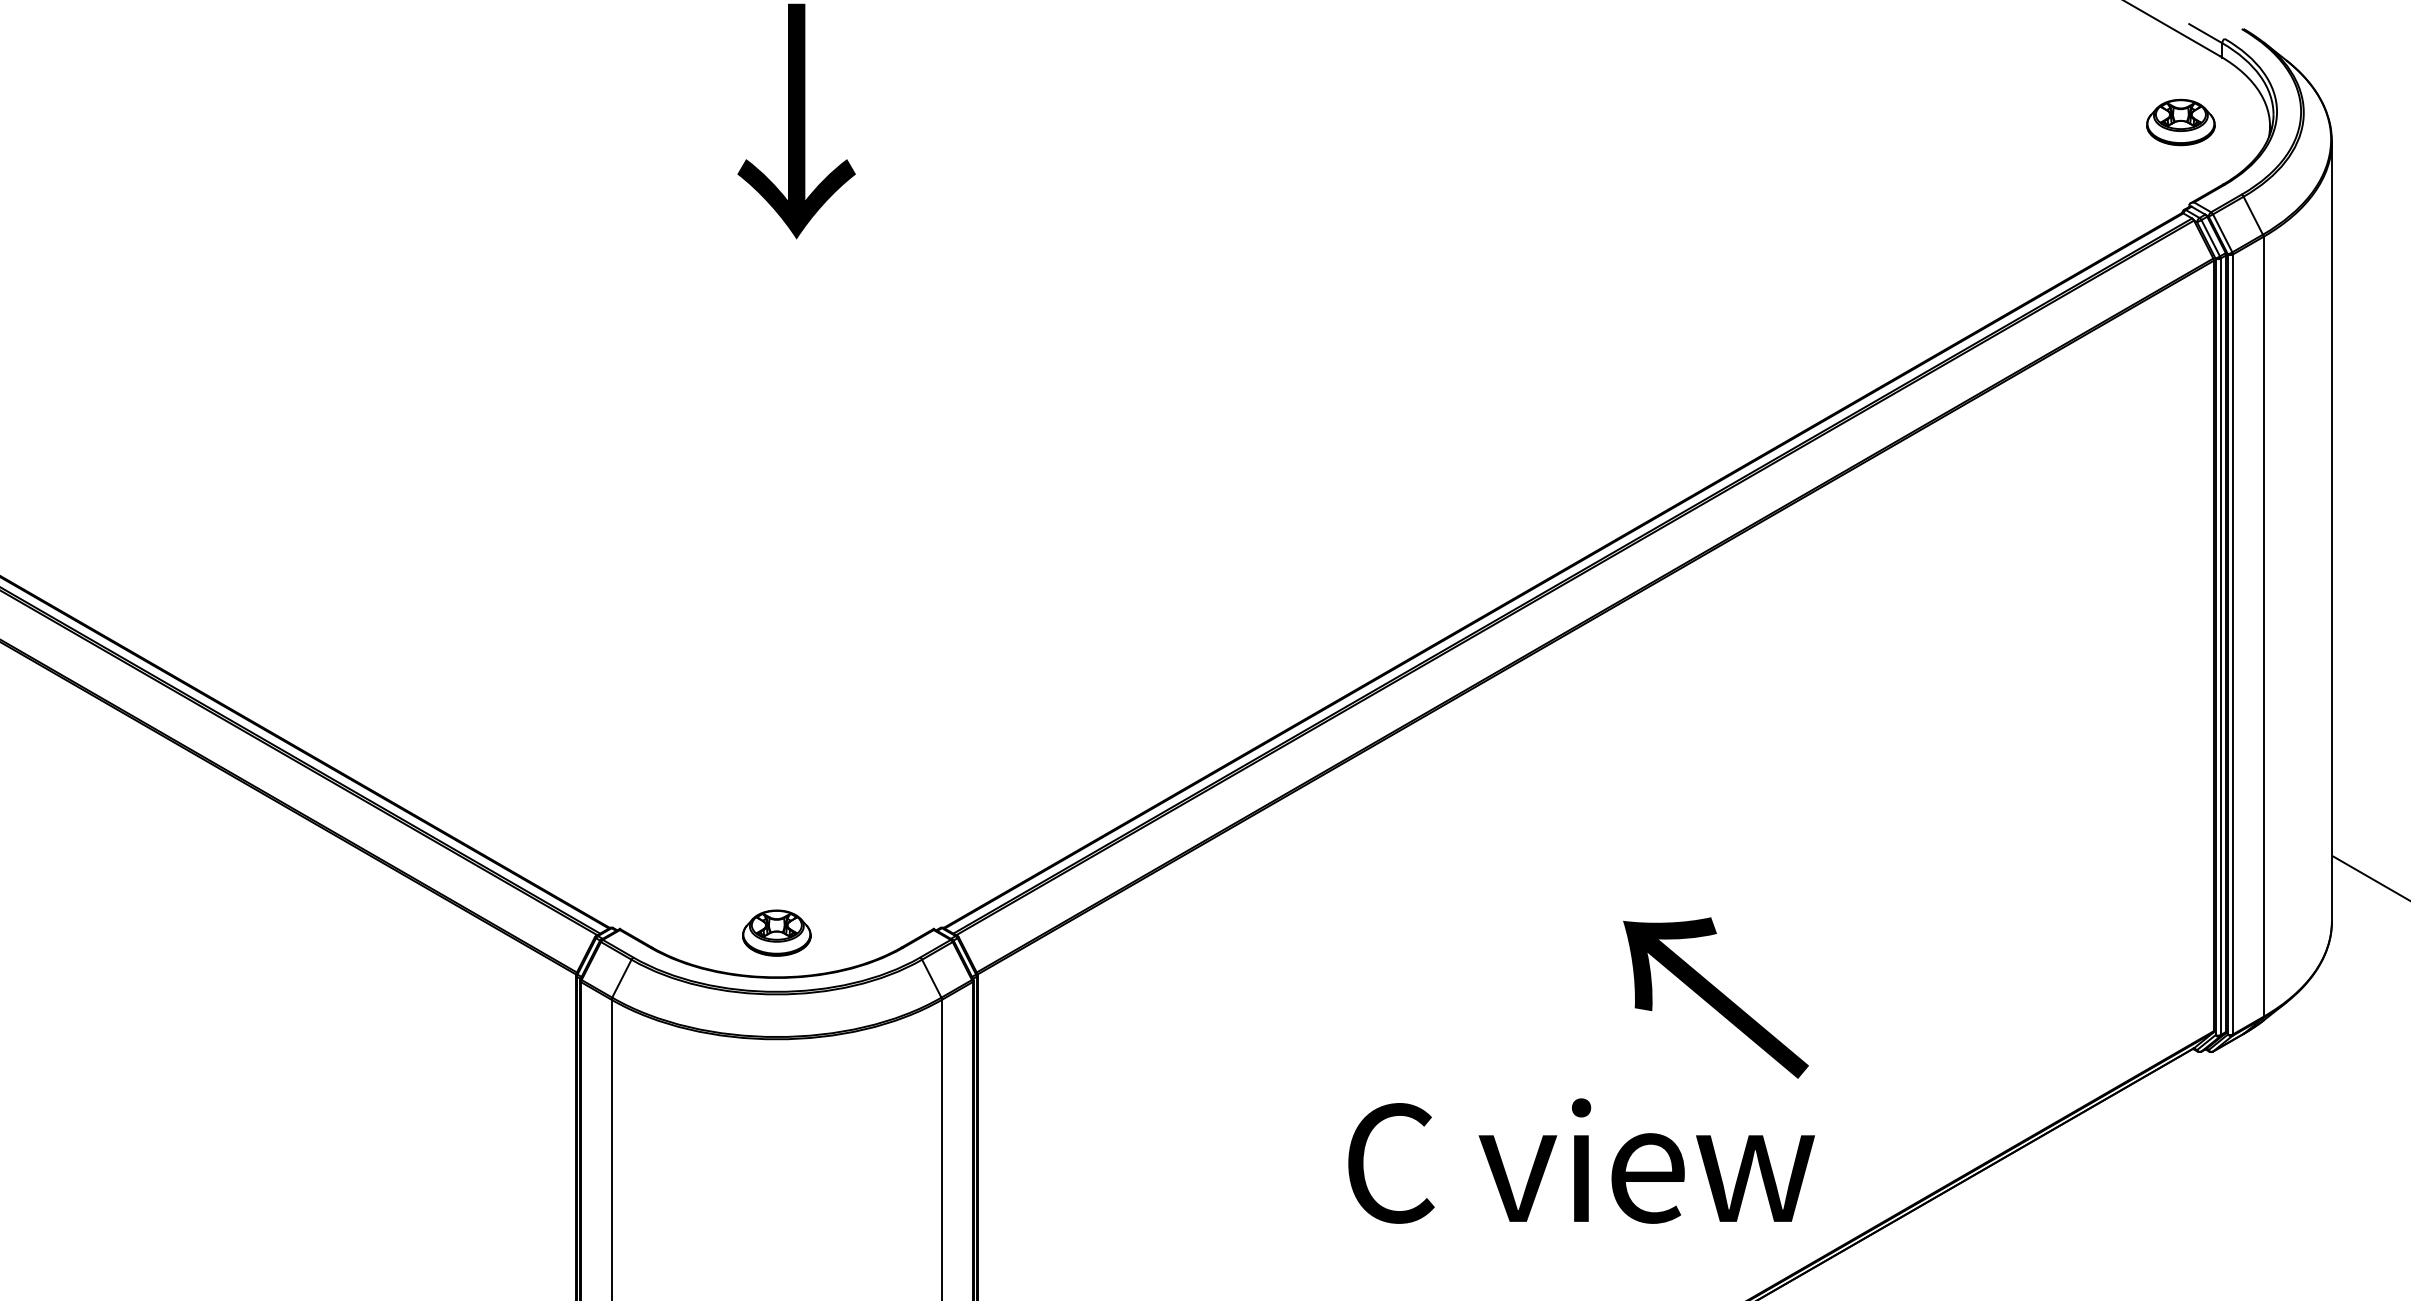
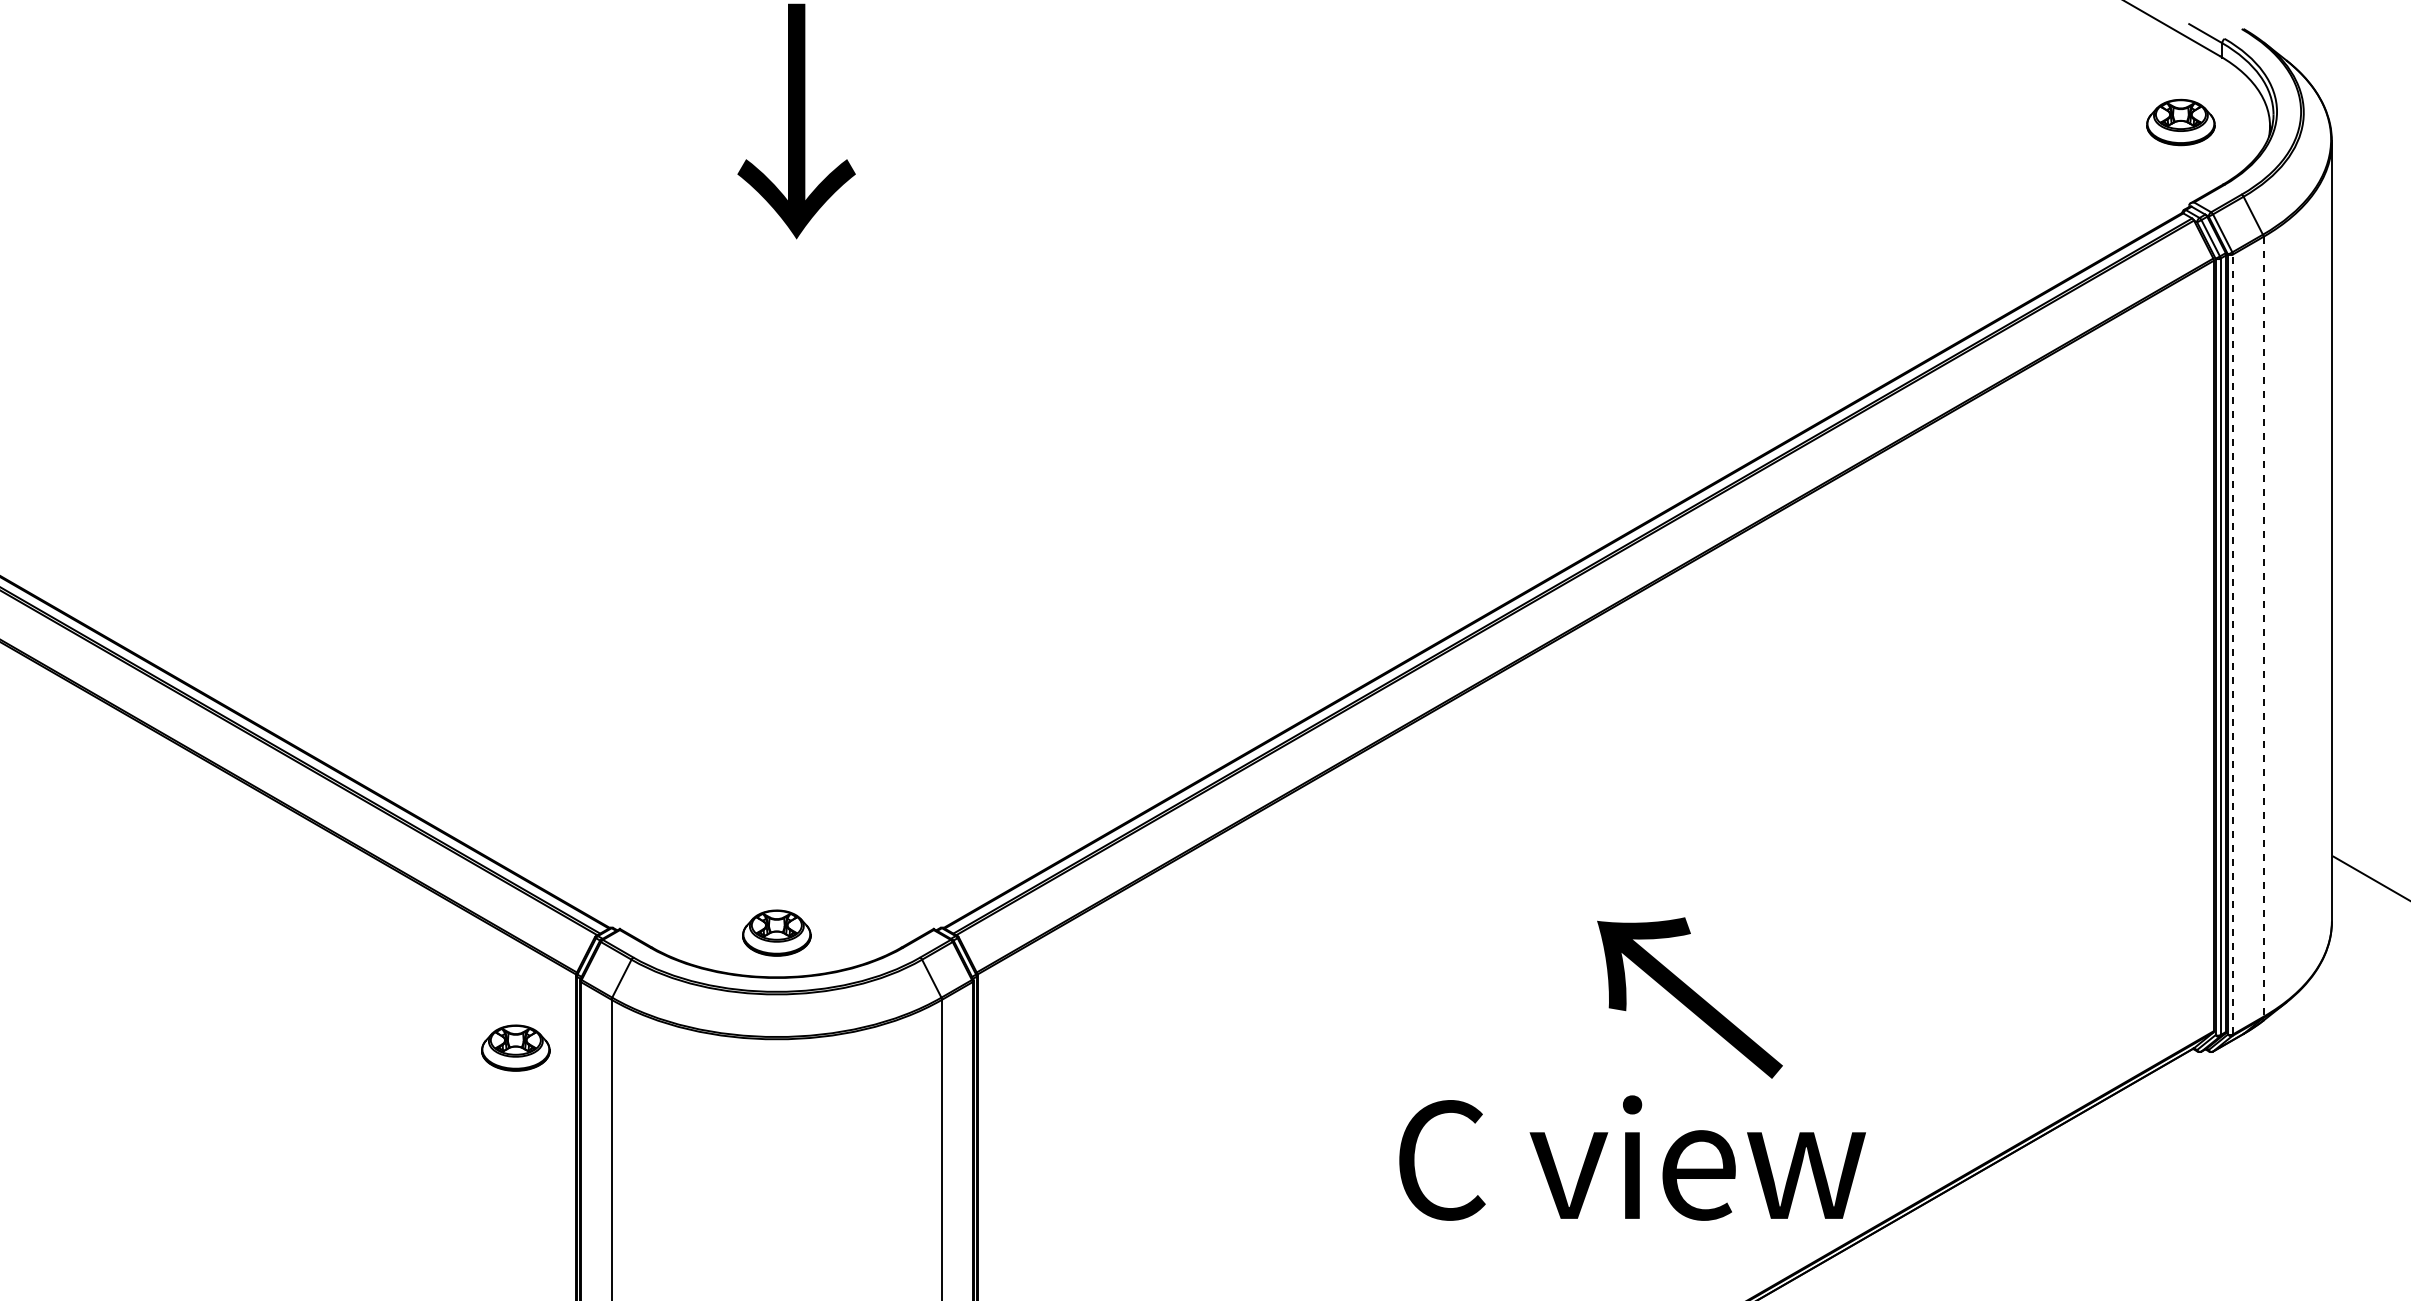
line: solid -> dashed (2263, 626)
line: solid -> dashed (2232, 644)
text position: (1715, 997) -> (1689, 997) (1689, 997)
part: none -> present (515, 1047)
text position: (1581, 1160) -> (1632, 1157) (1632, 1157)
